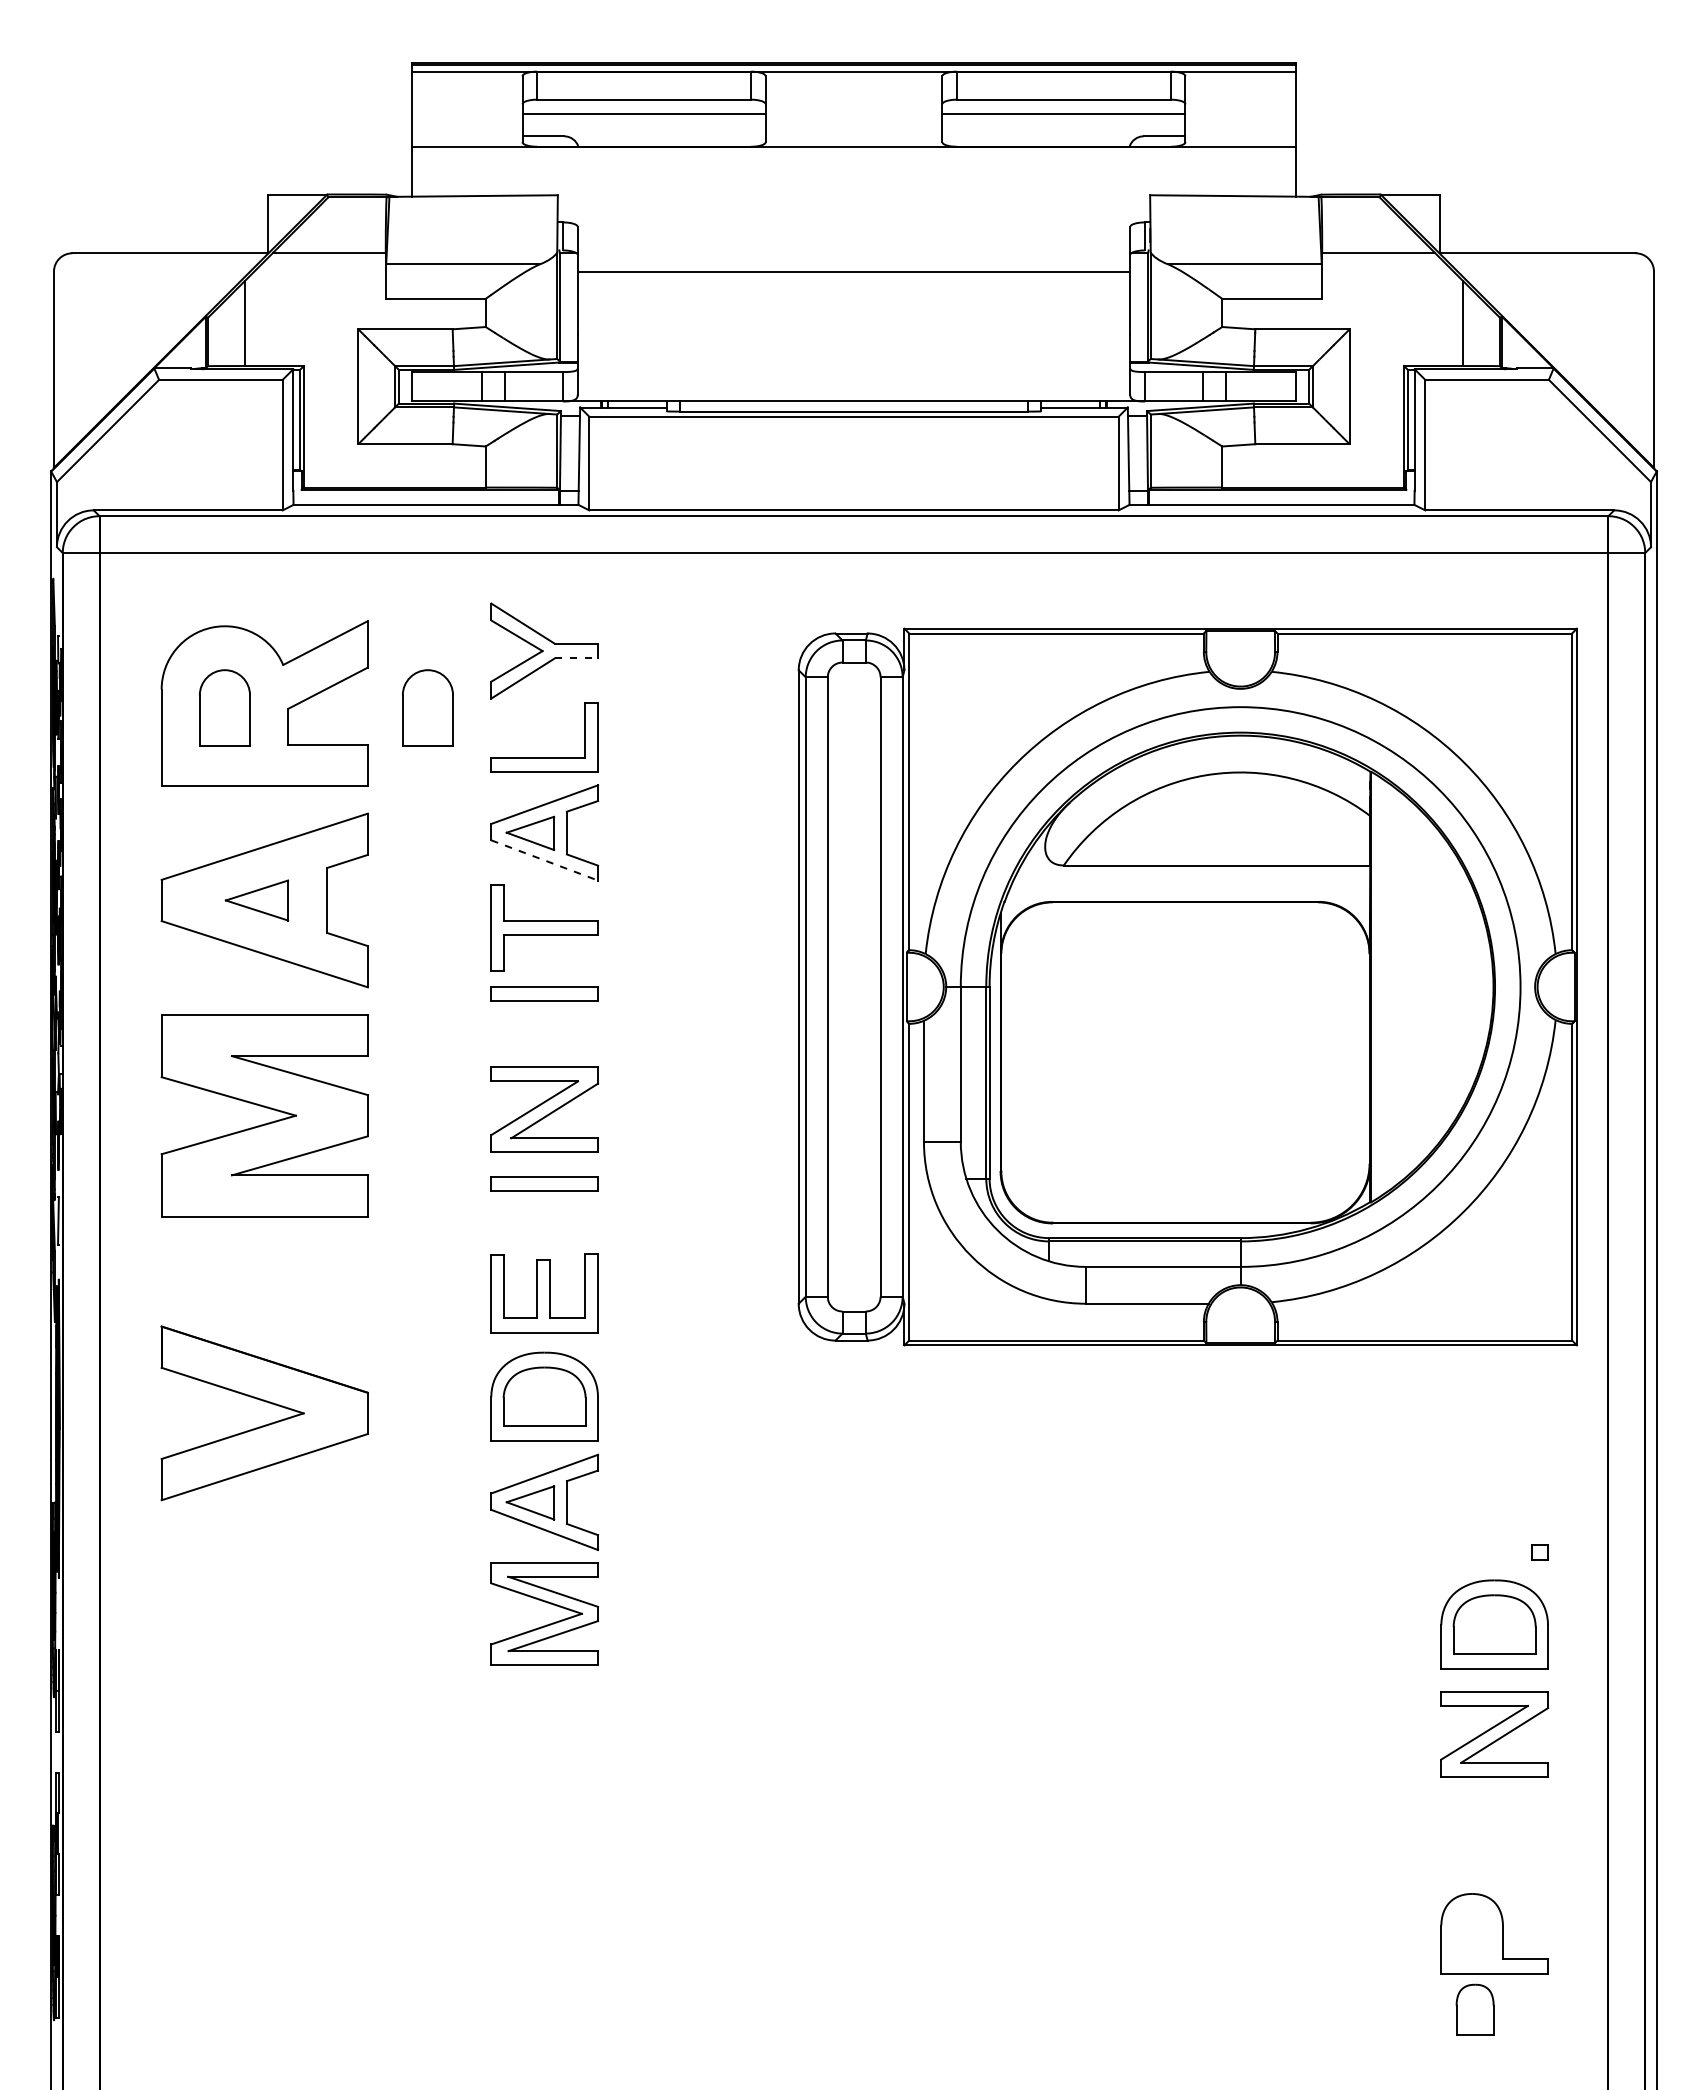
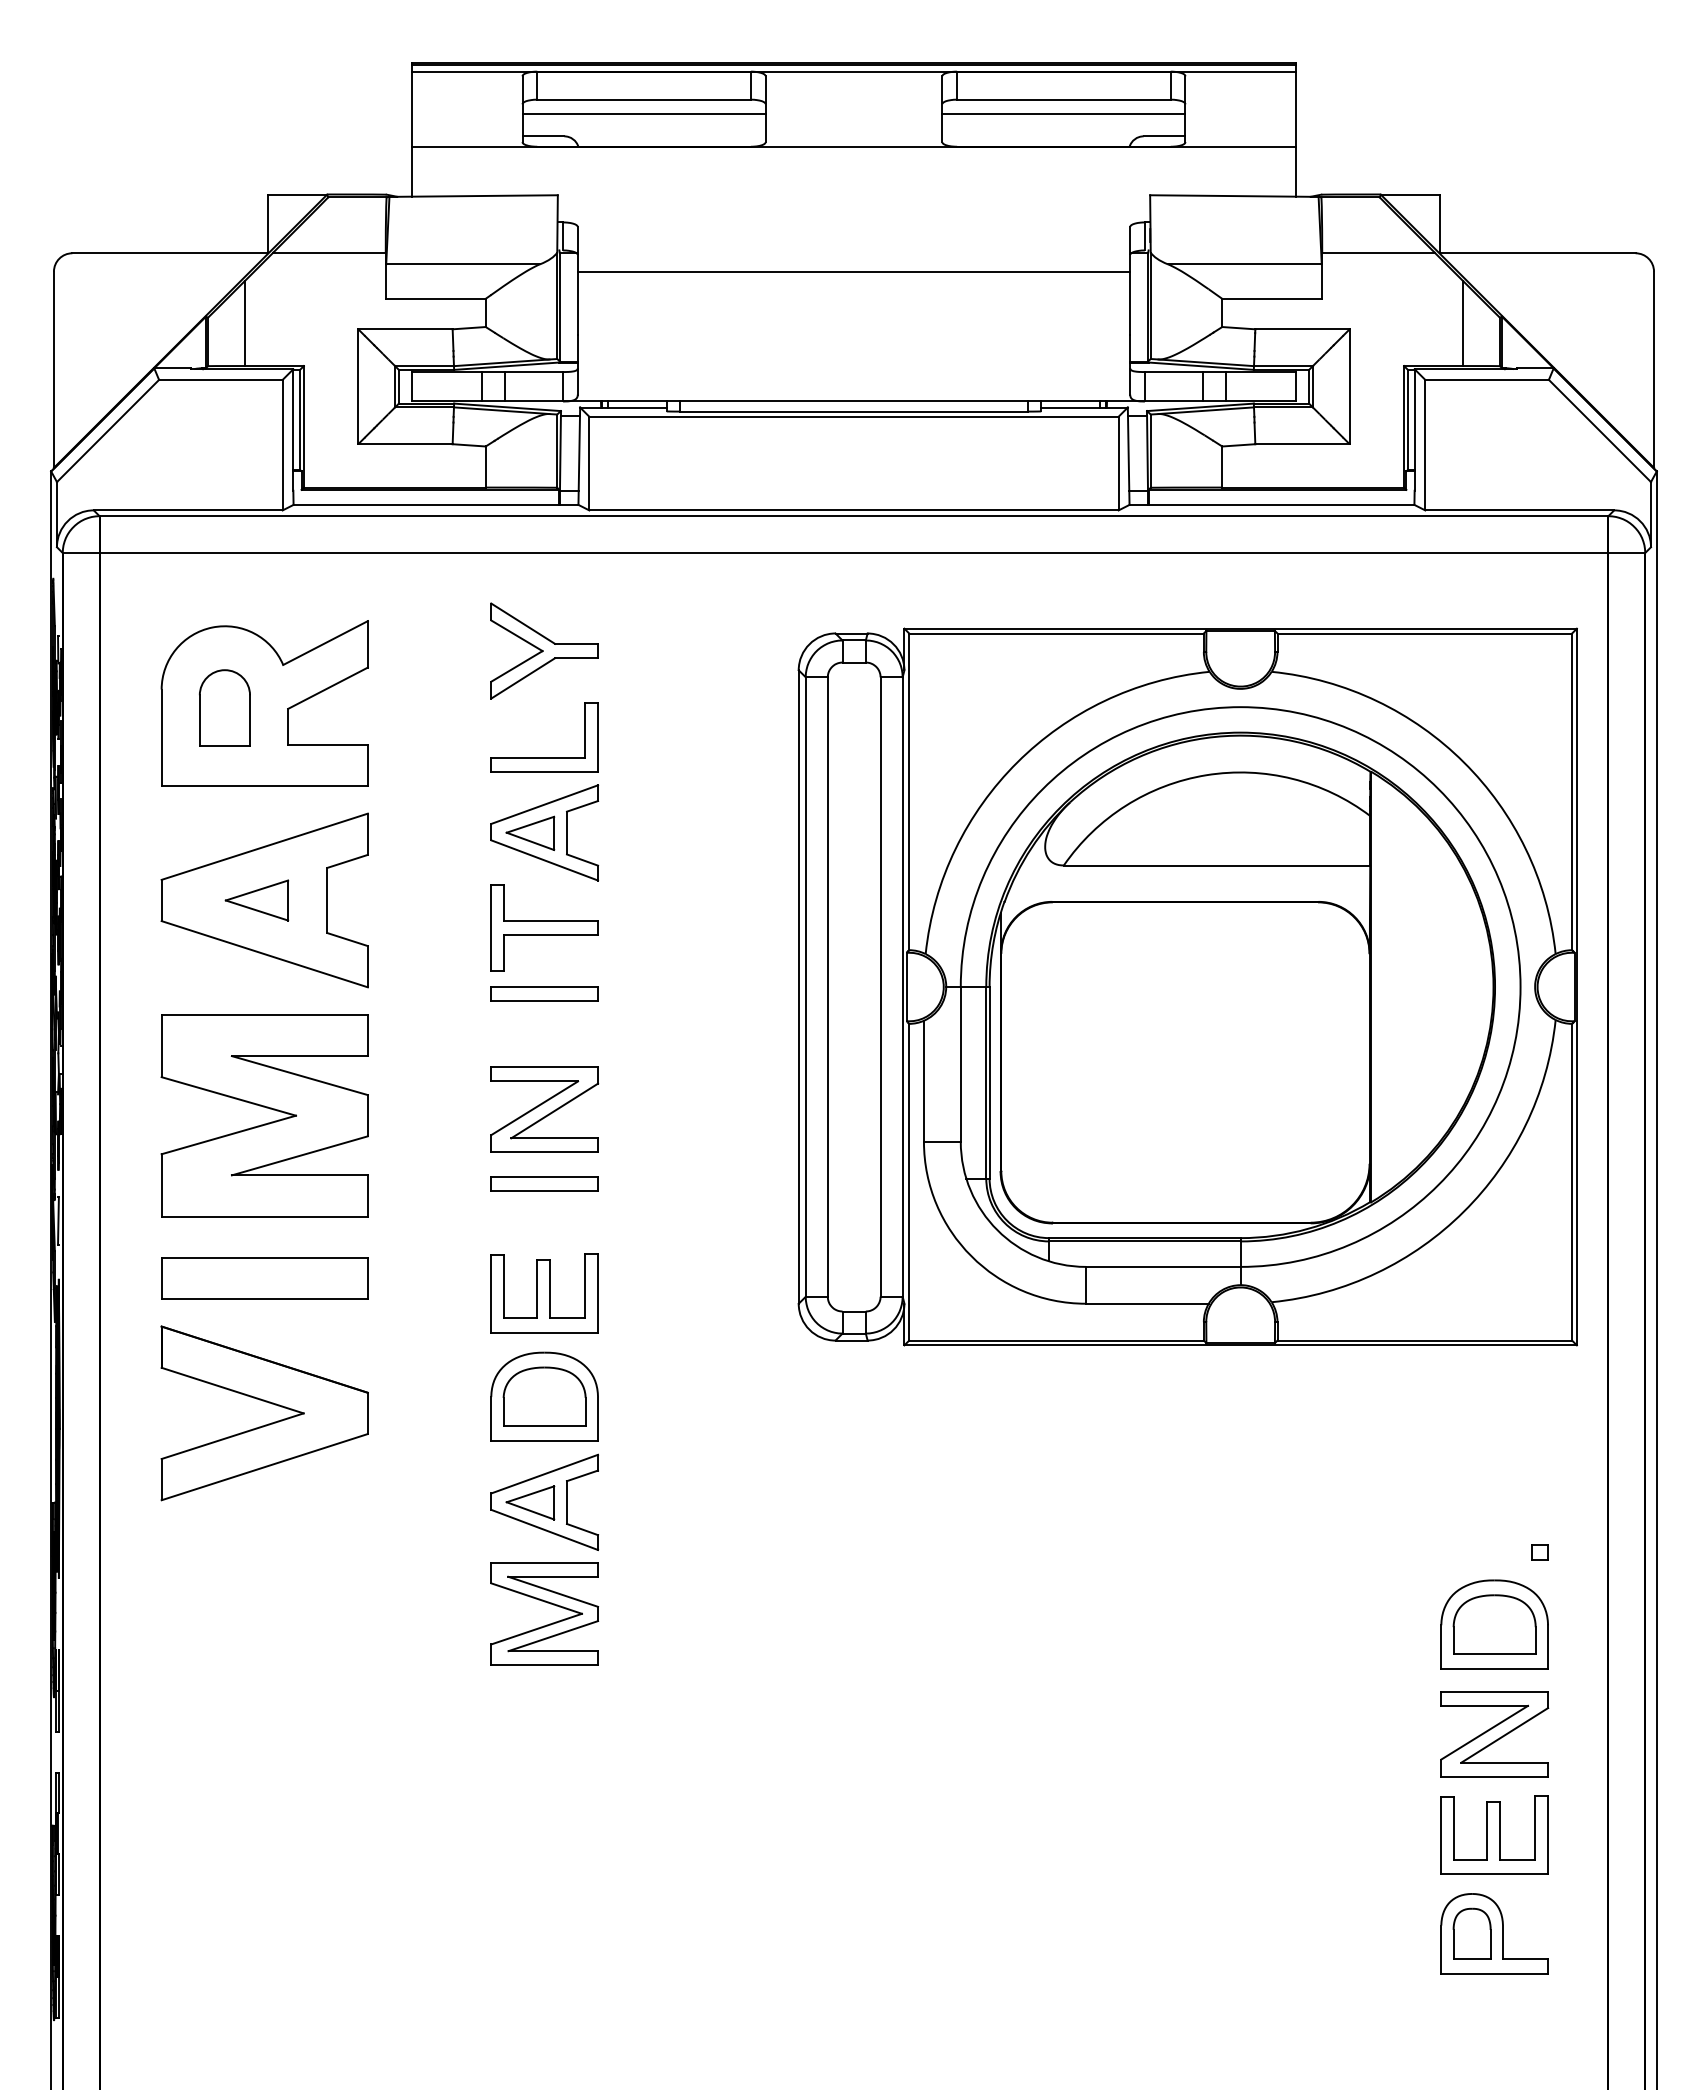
line: dashed -> solid (576, 658)
part: present -> none (427, 707)
line: dashed -> solid (545, 860)
part: none -> present (264, 1278)
part: none -> present (1494, 1834)
part position: (1474, 2009) -> (1471, 1933) (1471, 1933)
